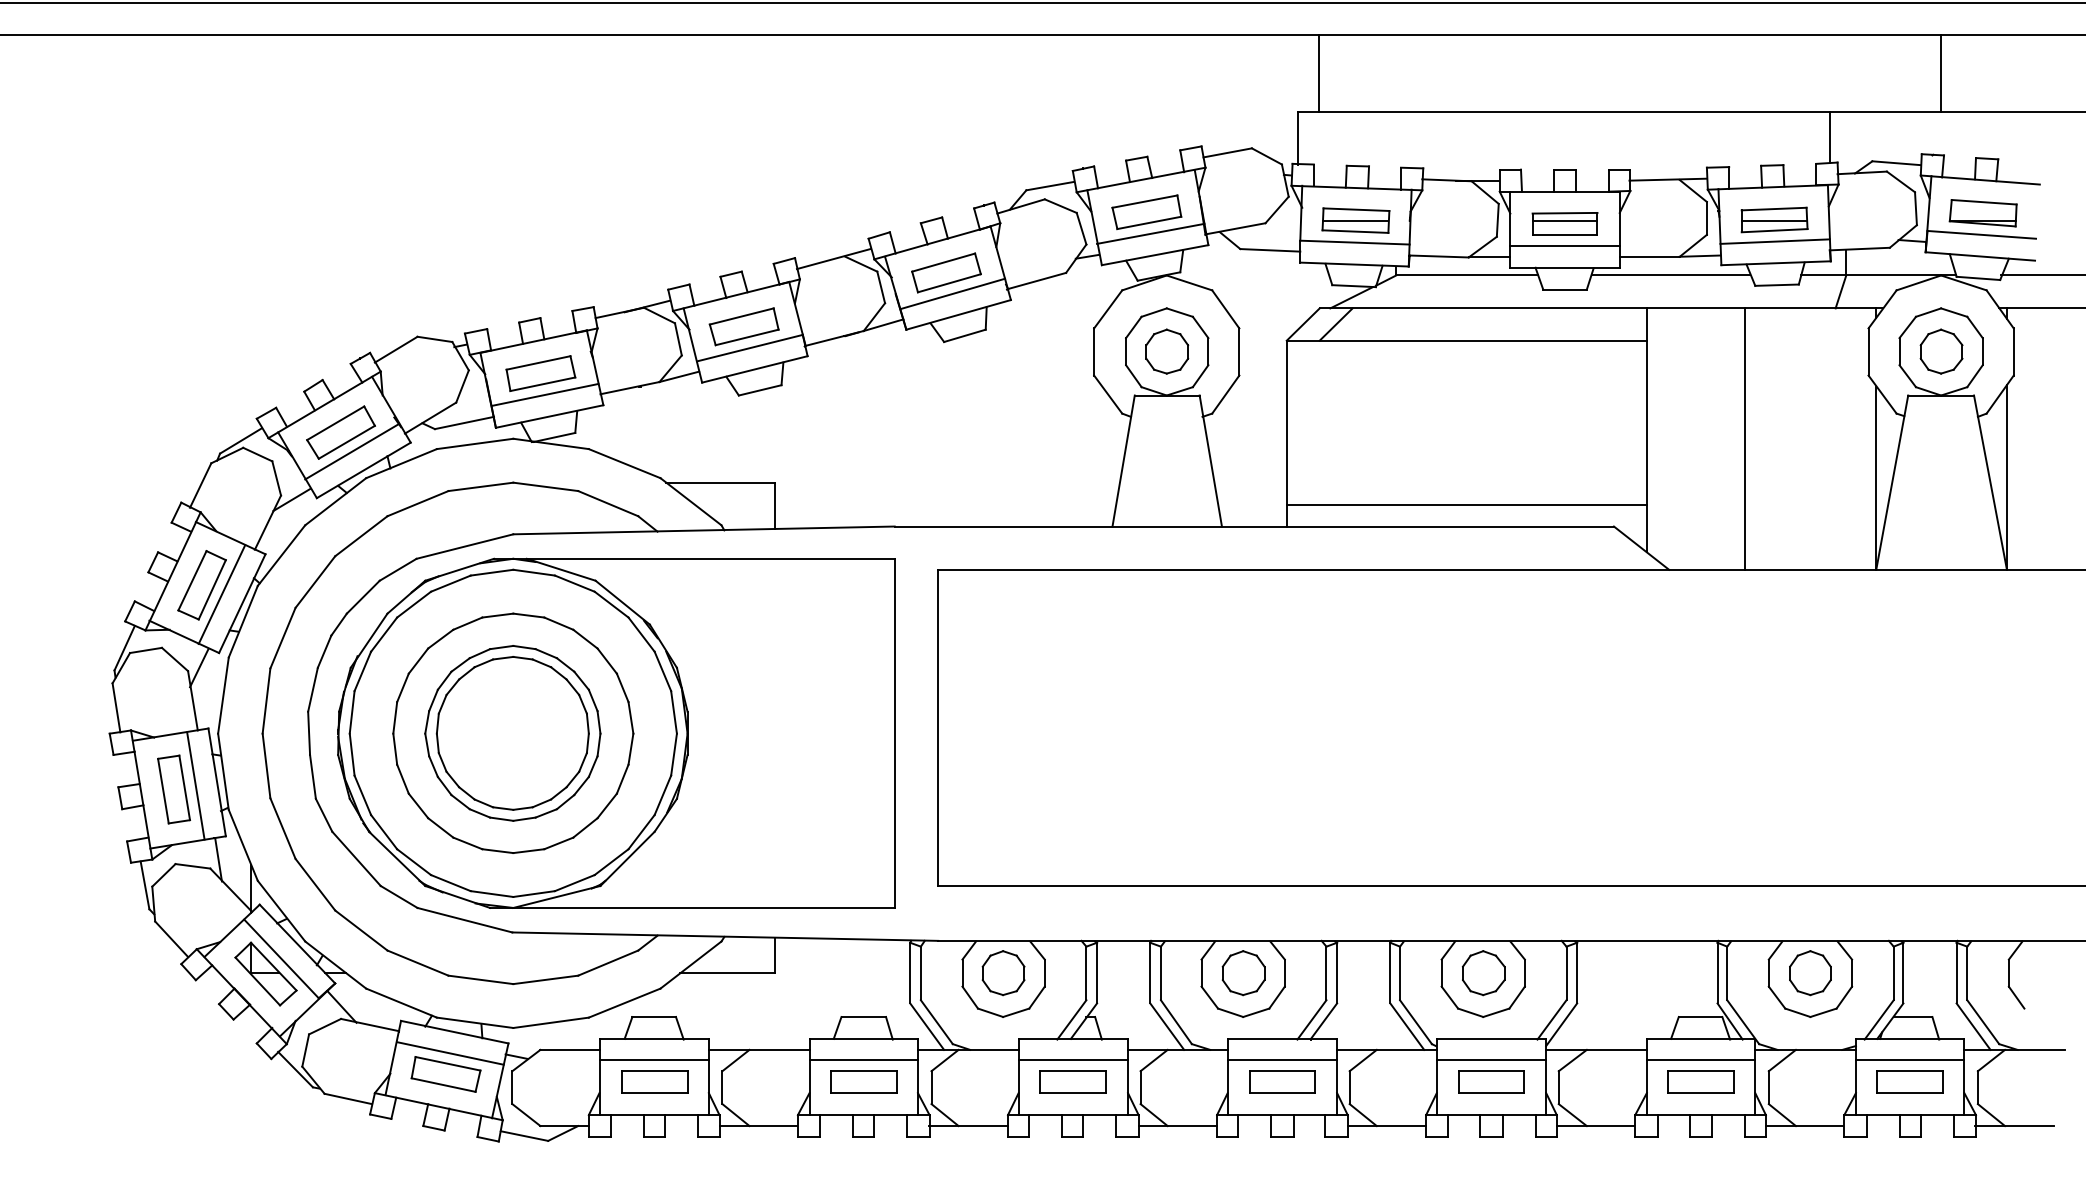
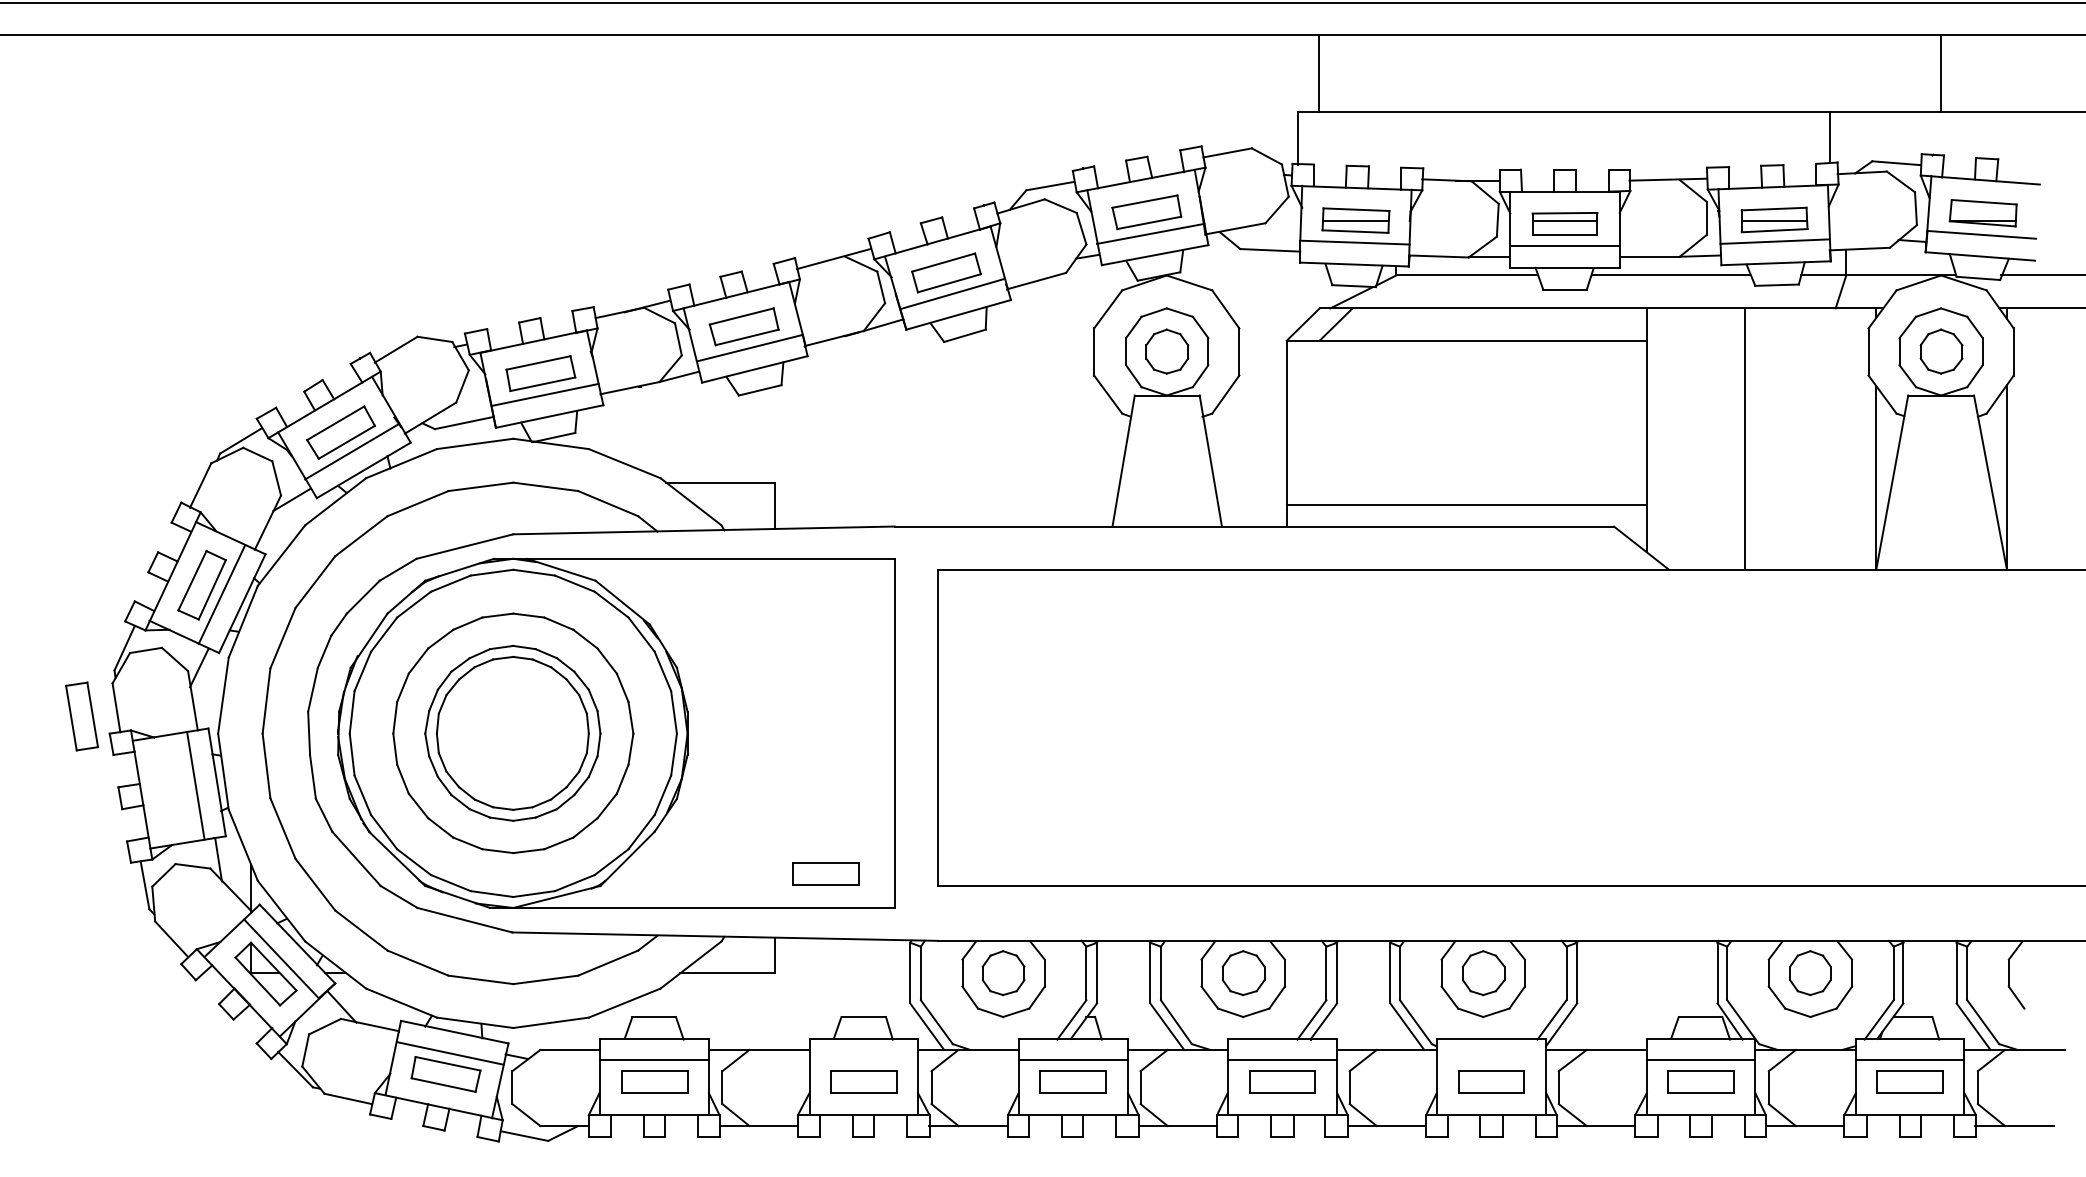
part position: (173, 789) -> (81, 716) (81, 716)
part: none -> present (825, 873)
line: present -> none (863, 1060)
line: present -> none (1491, 1060)
